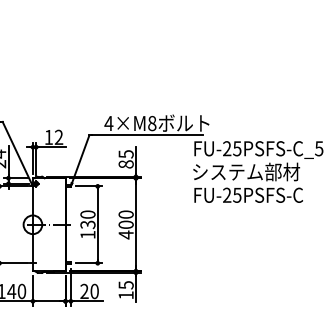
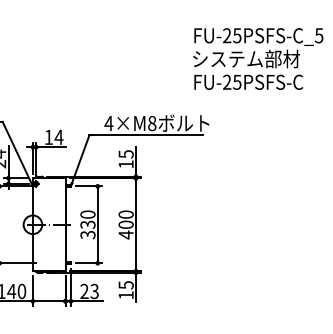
text: 12 -> 14 (58, 136)
text: 85 -> 15 (125, 164)
text position: (258, 171) -> (258, 58) (258, 58)
text: 130 -> 330 (87, 235)
text: 20 -> 23 (94, 291)
